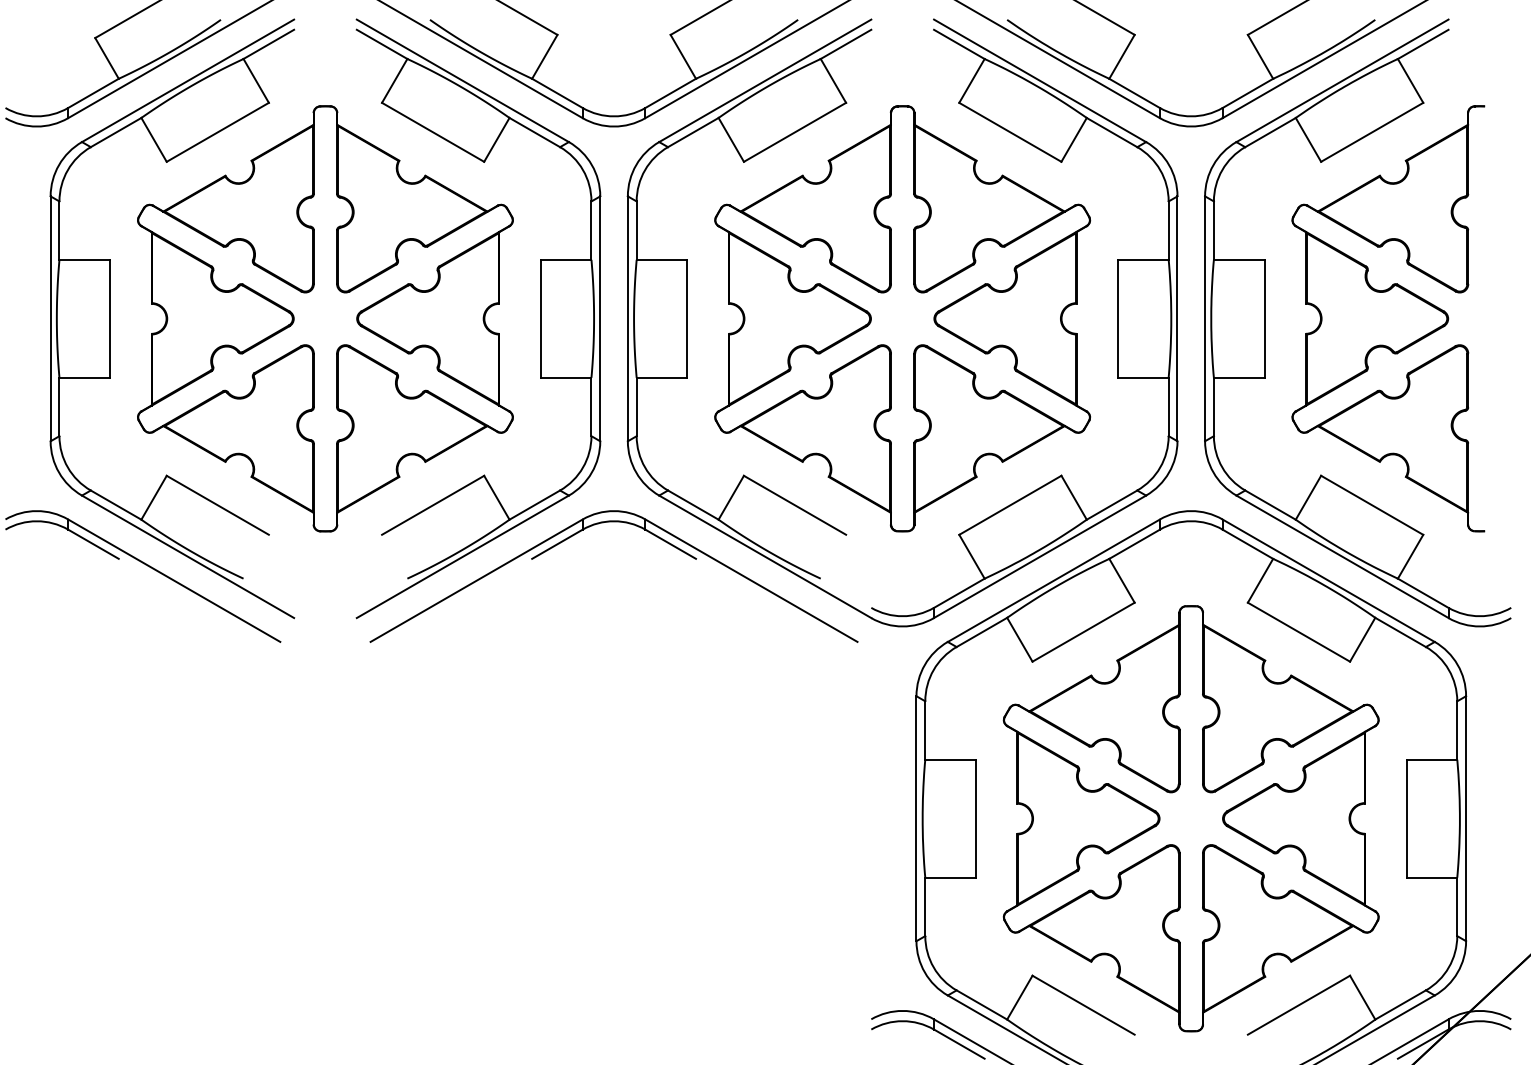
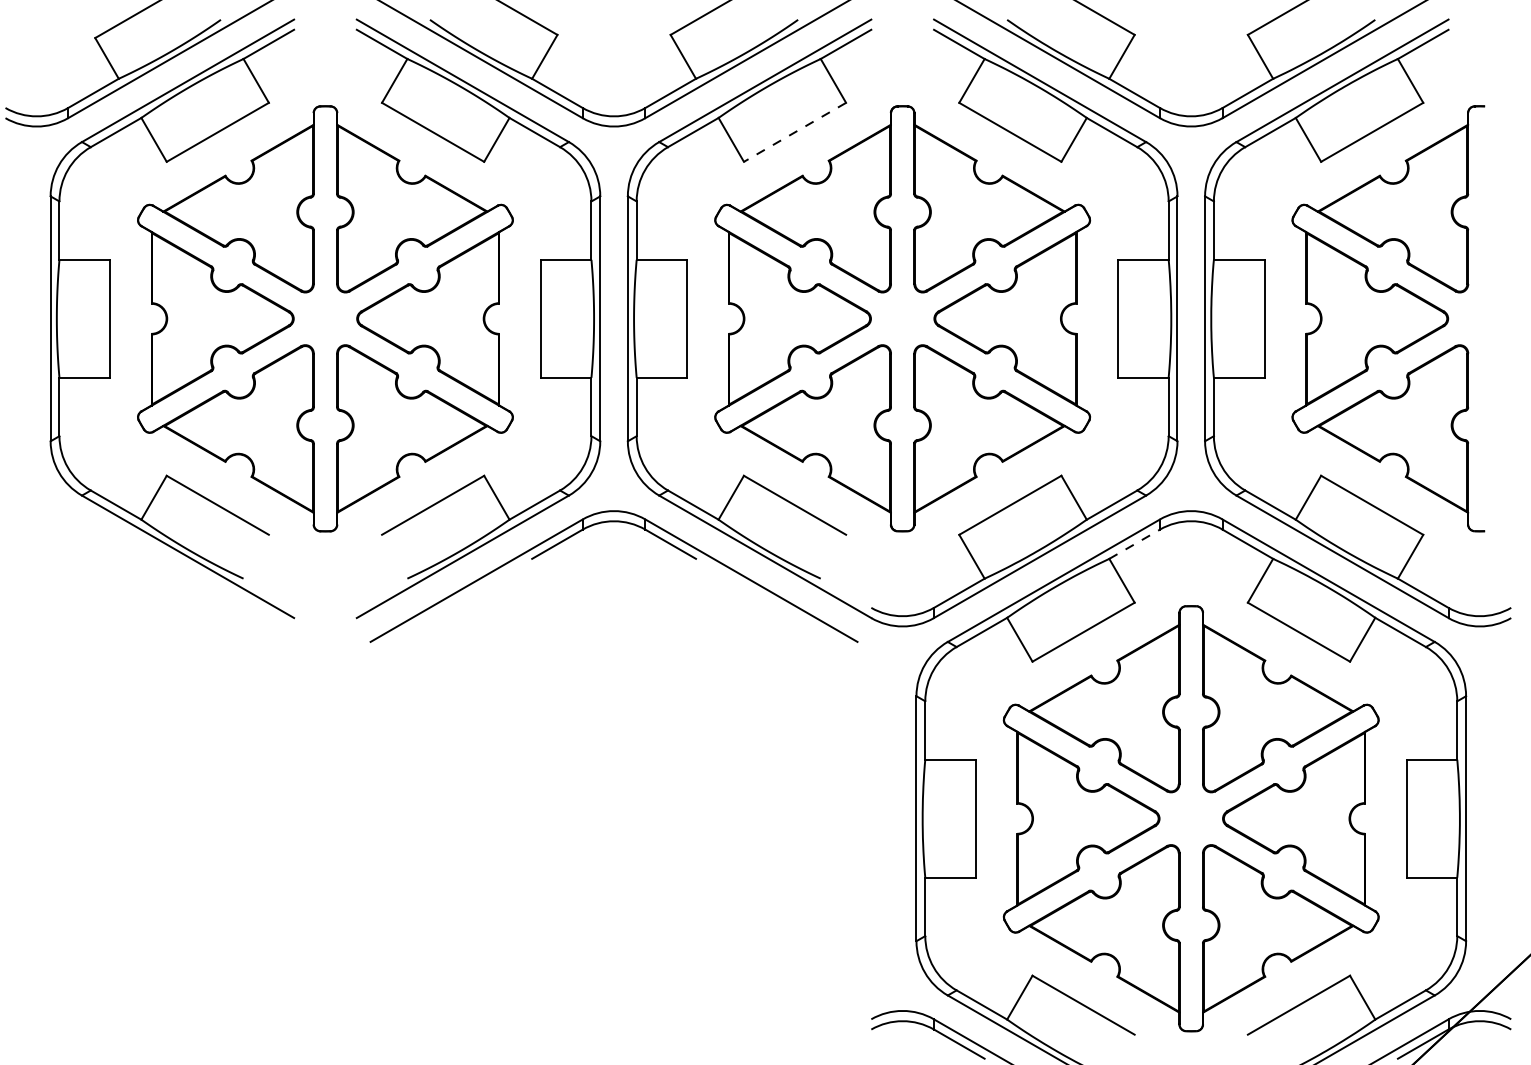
line: solid -> dashed (795, 132)
line: solid -> dashed (1135, 544)
part: present -> none (150, 568)
